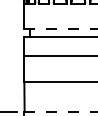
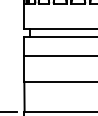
line: dashed -> solid (61, 29)
line: dashed -> solid (61, 111)
